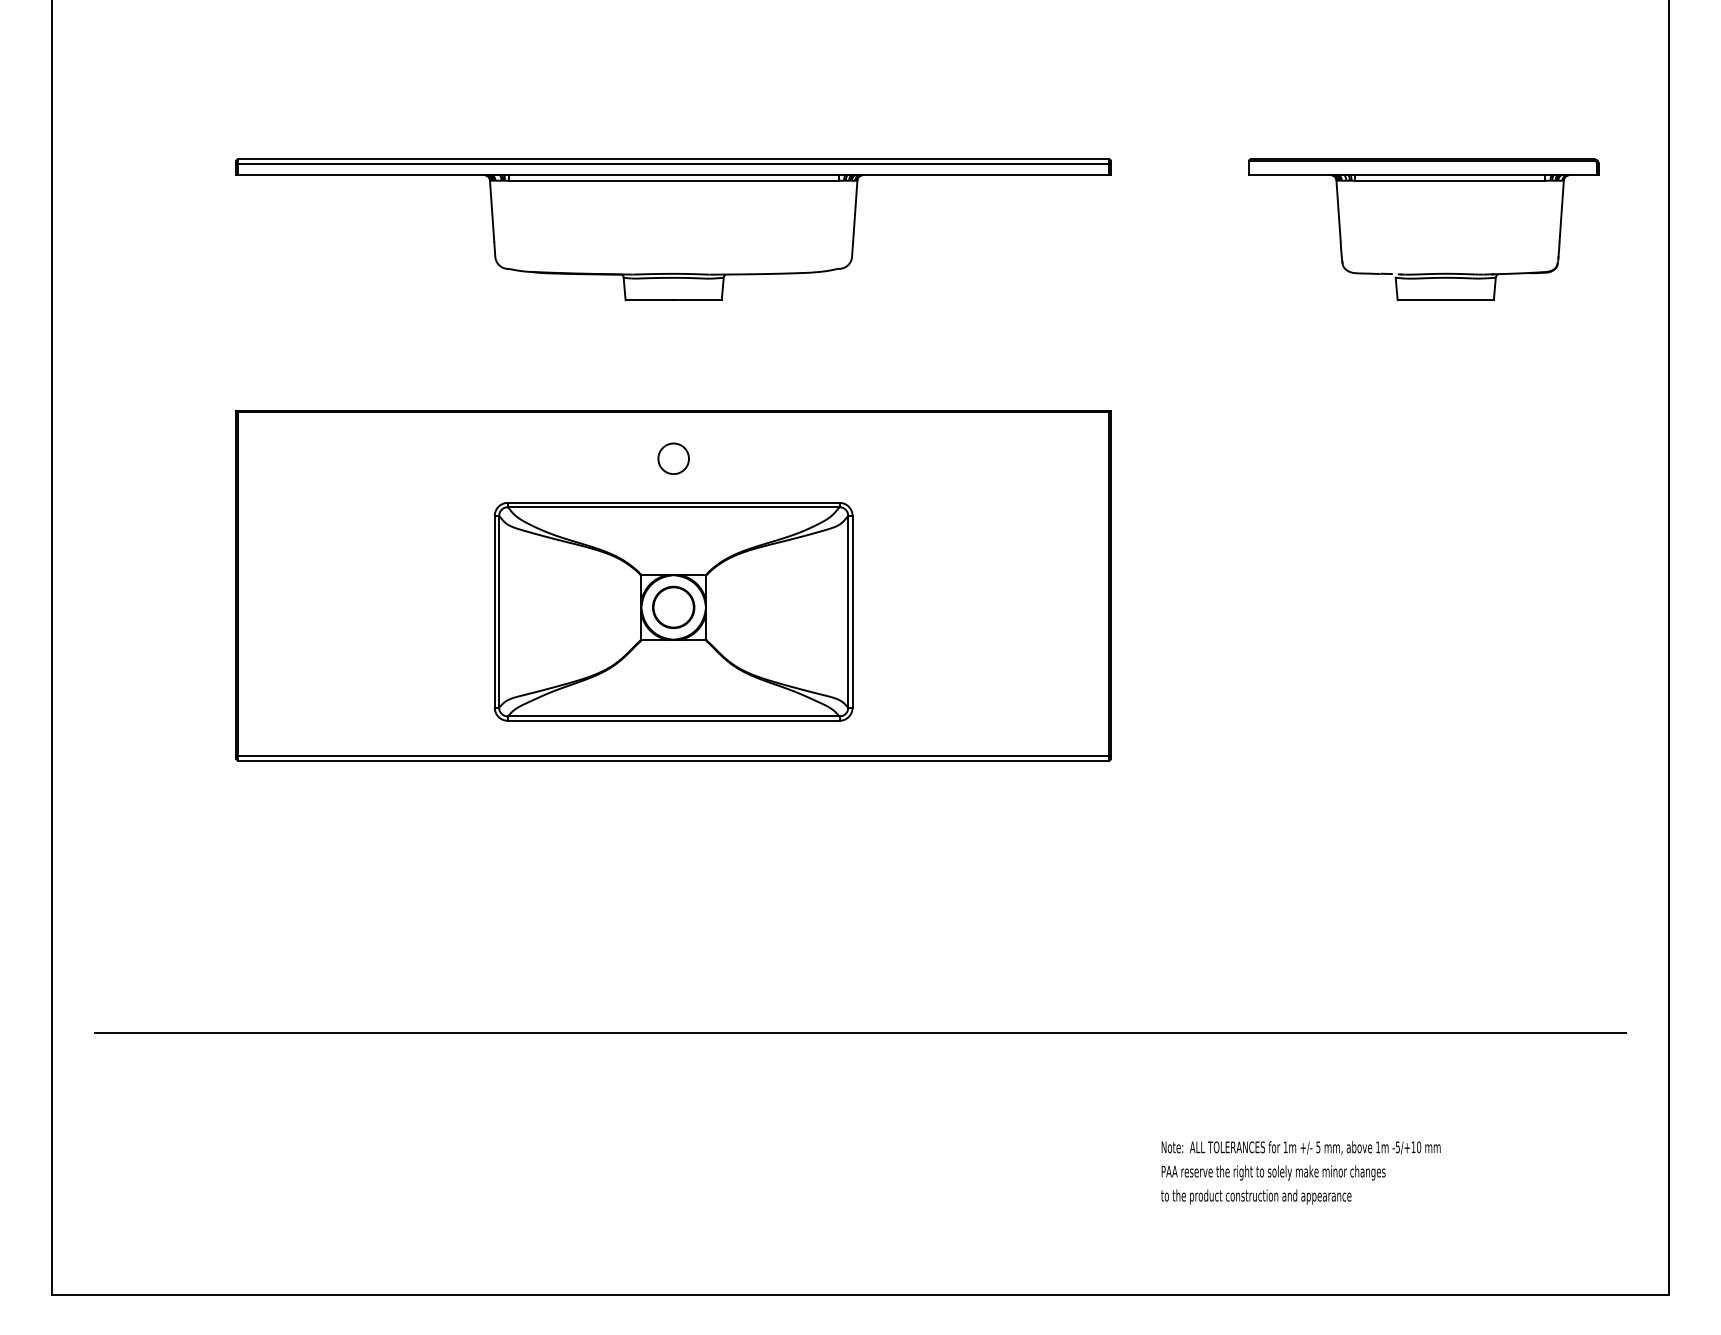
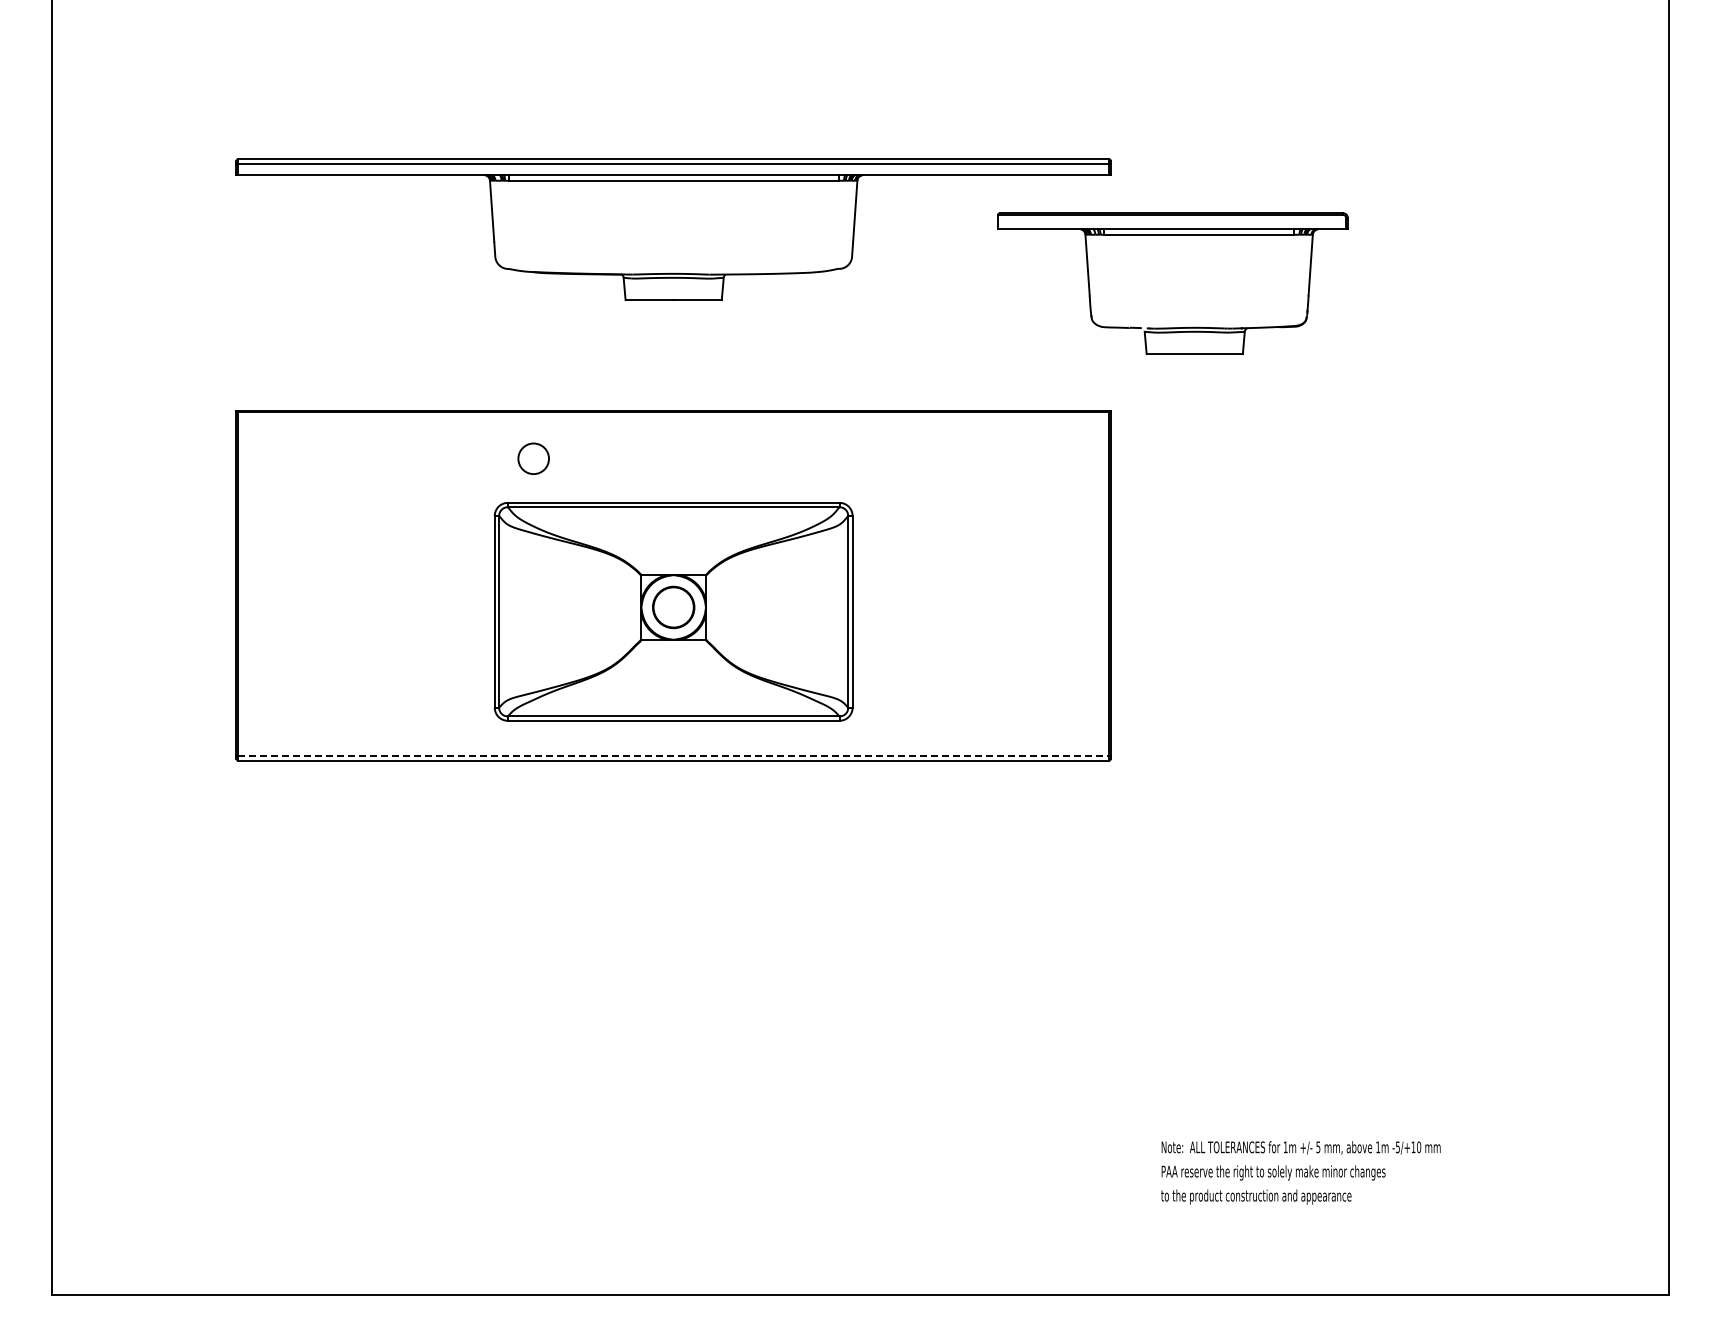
part position: (1423, 273) -> (1172, 327) (1172, 327)
circle position: (673, 458) -> (533, 458) (533, 458)
line: solid -> dashed (674, 756)
line: present -> none (860, 1032)
